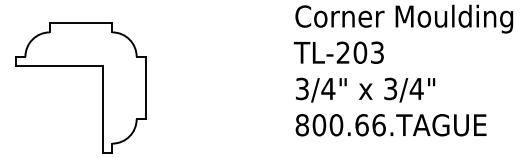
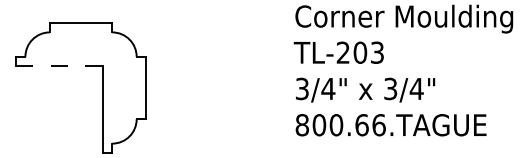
line: solid -> dashed (58, 66)
